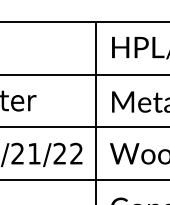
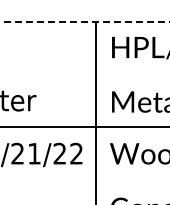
line: solid -> dashed (84, 22)
line: present -> none (84, 74)
line: present -> none (84, 180)
